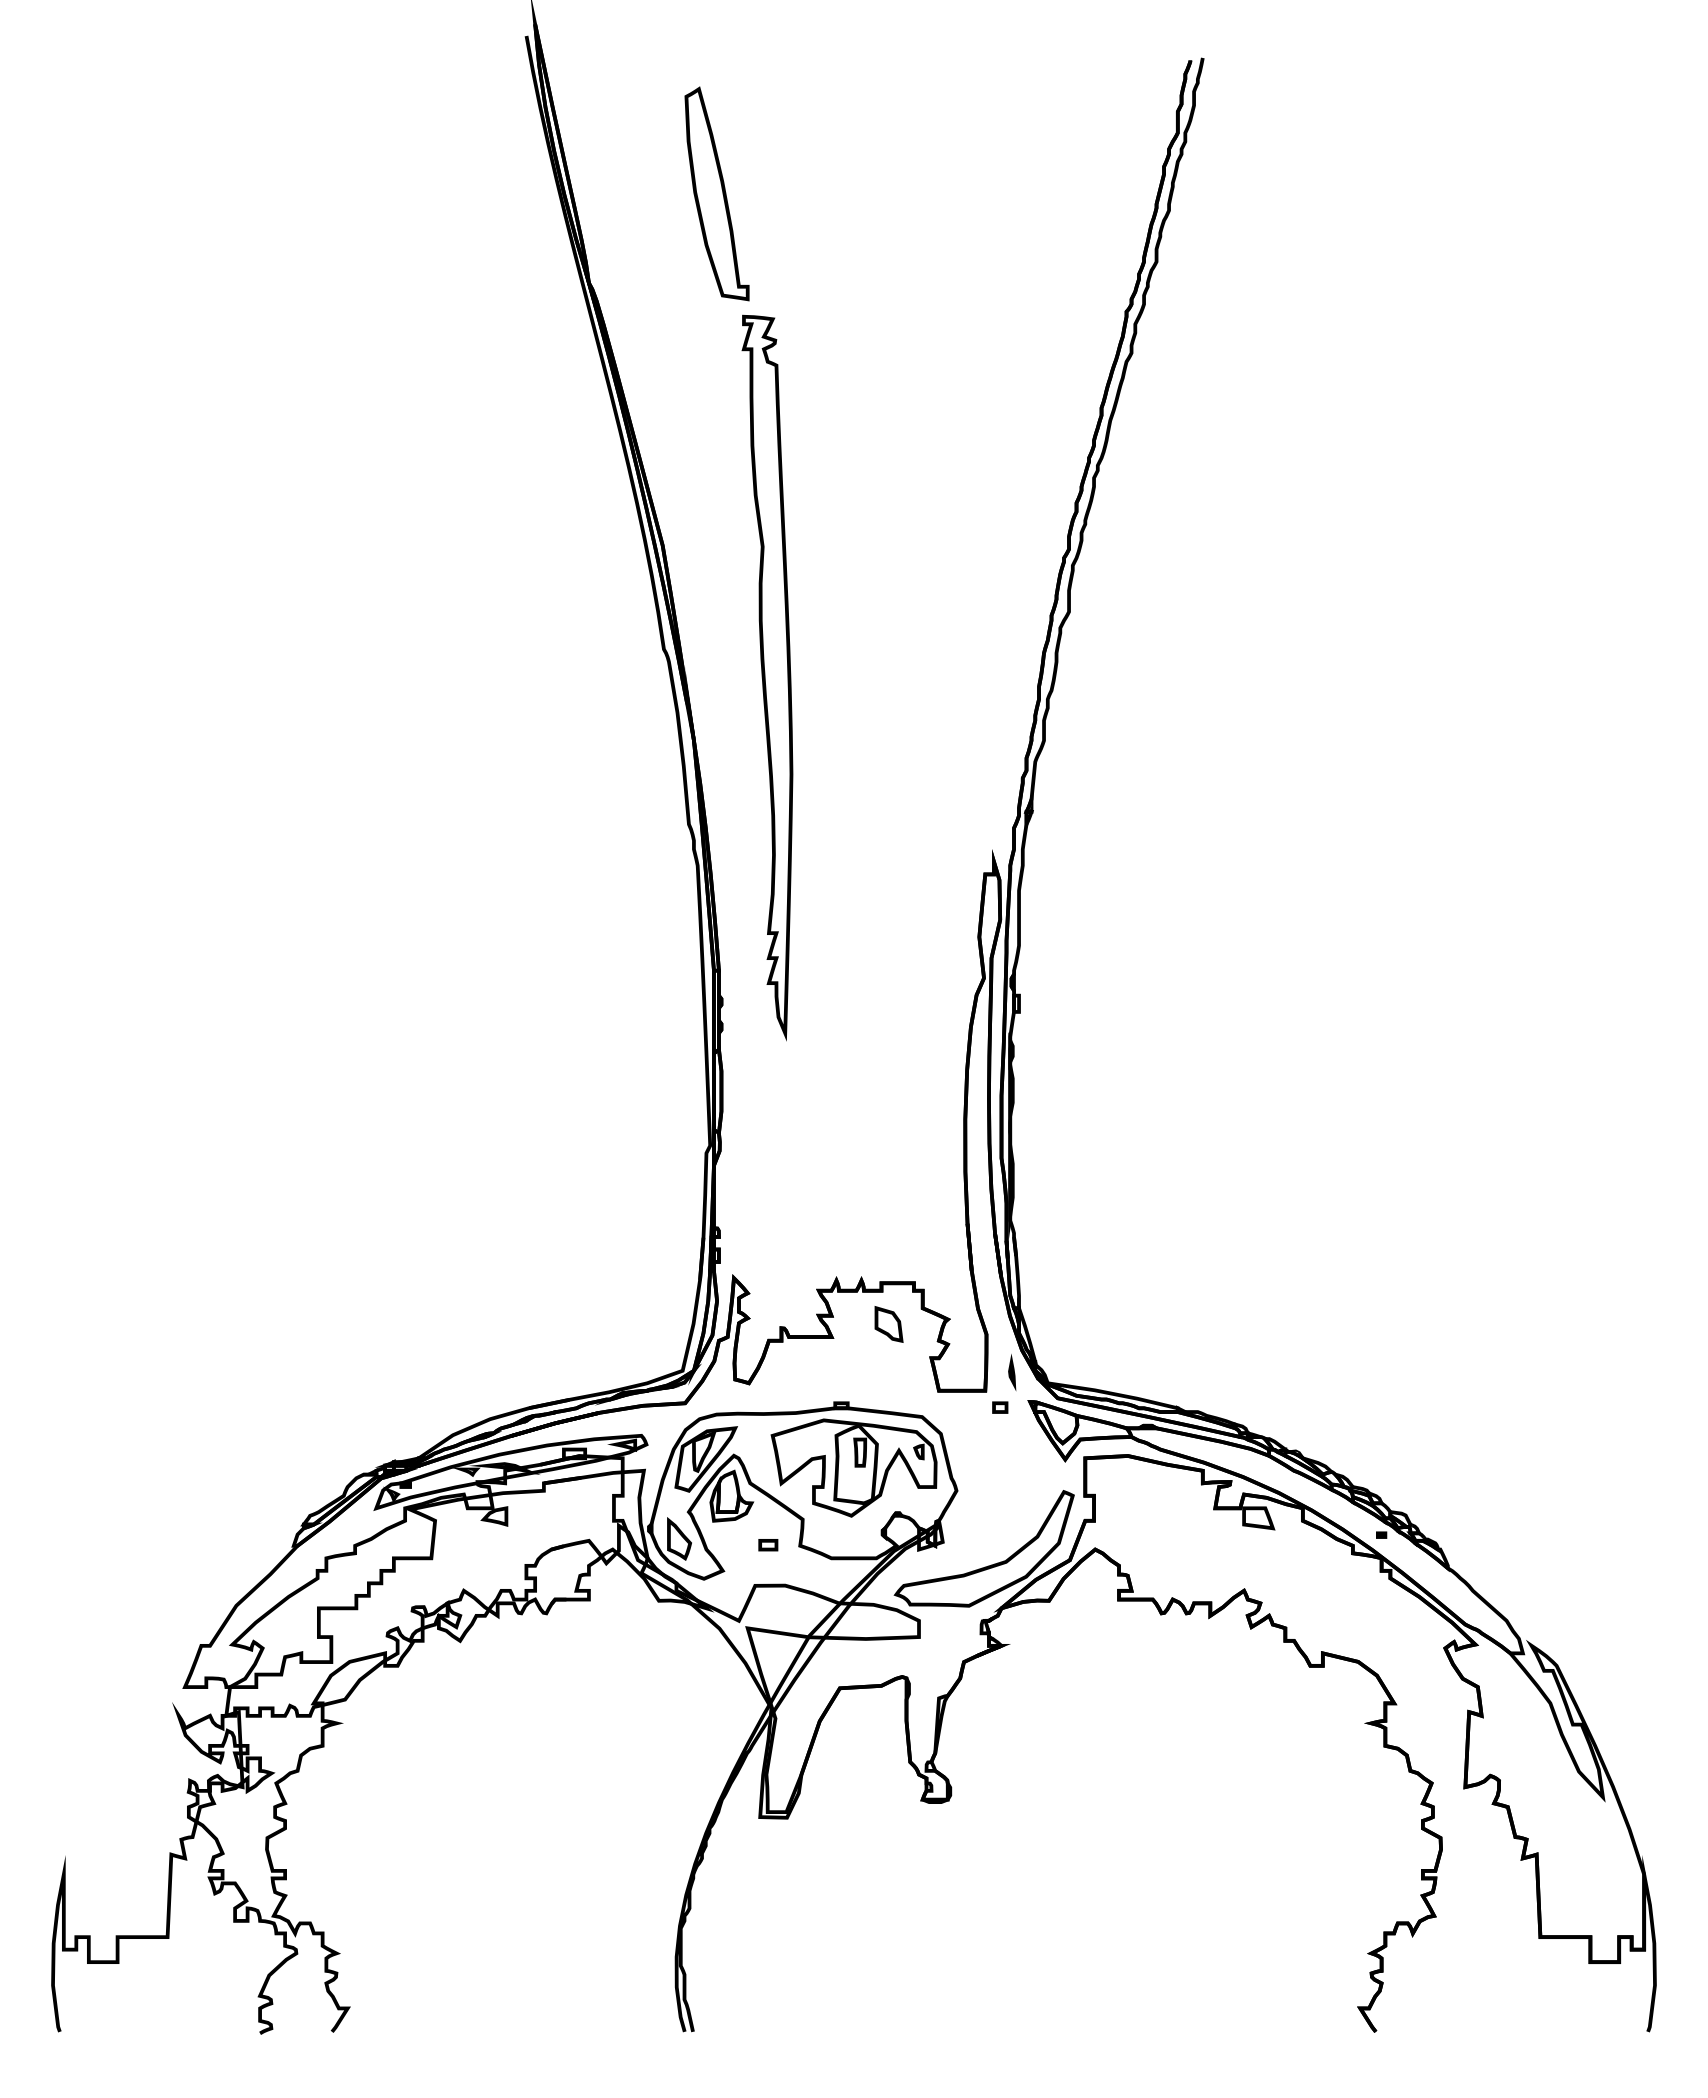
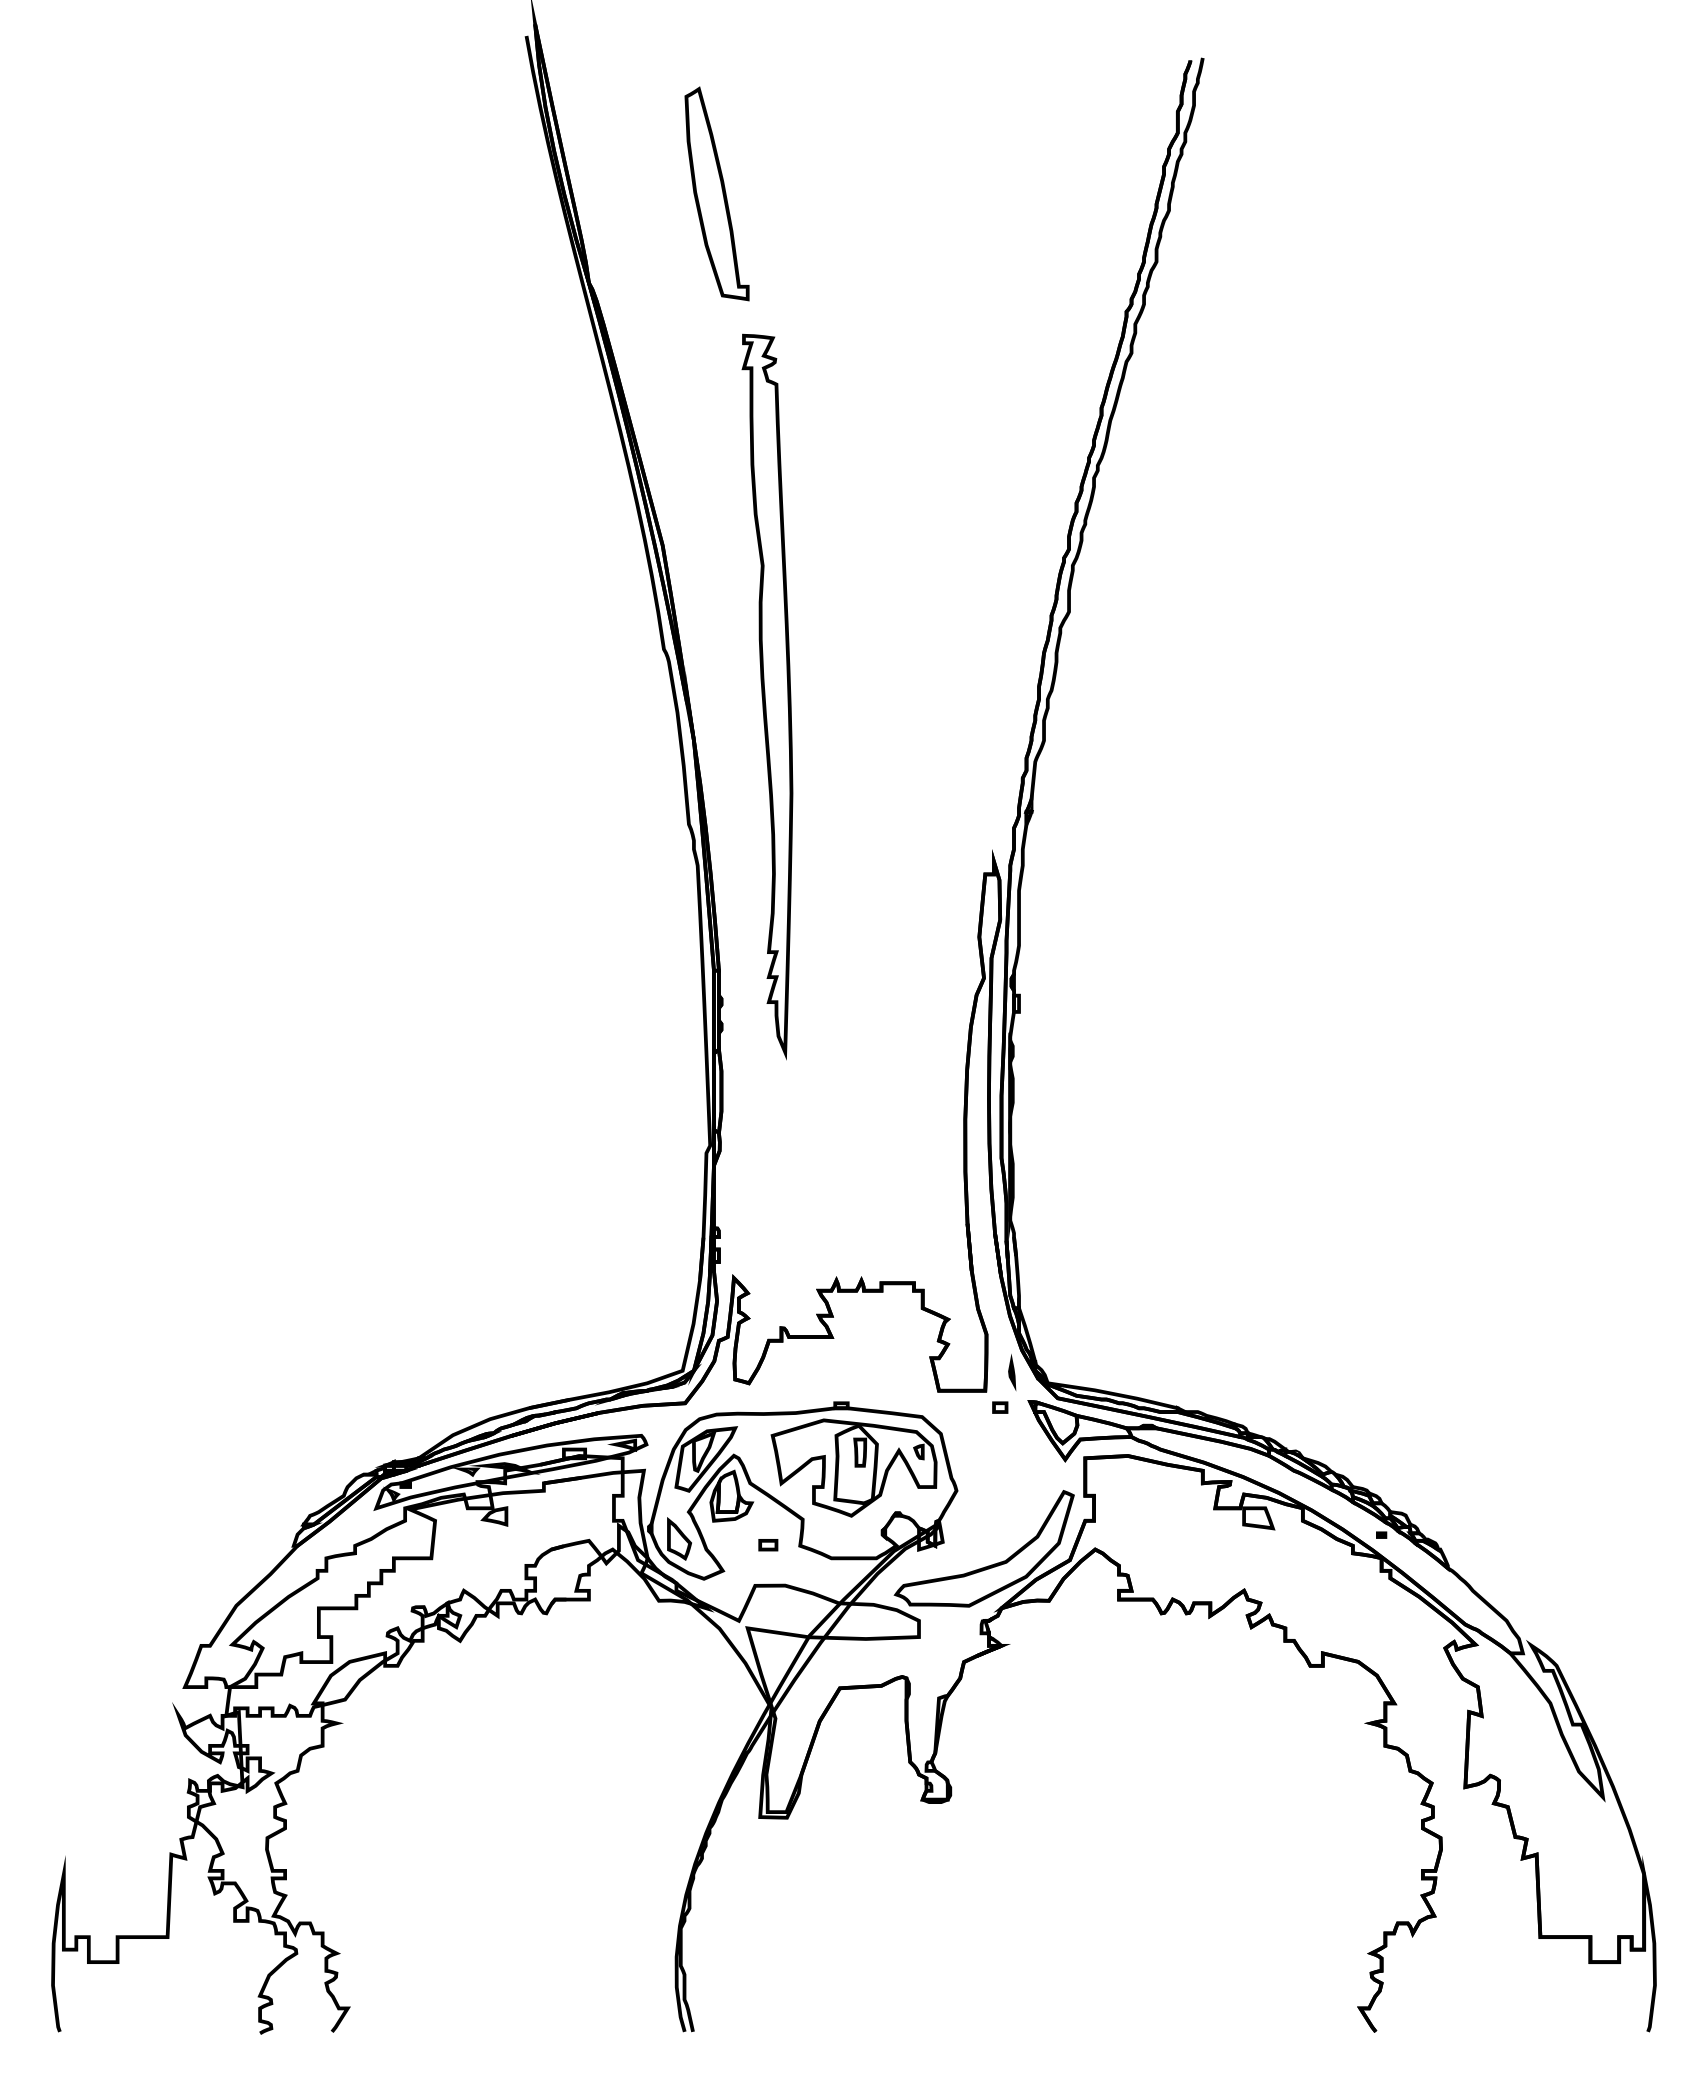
part position: (767, 677) -> (767, 696) (767, 696)
part: present -> none (888, 1324)
